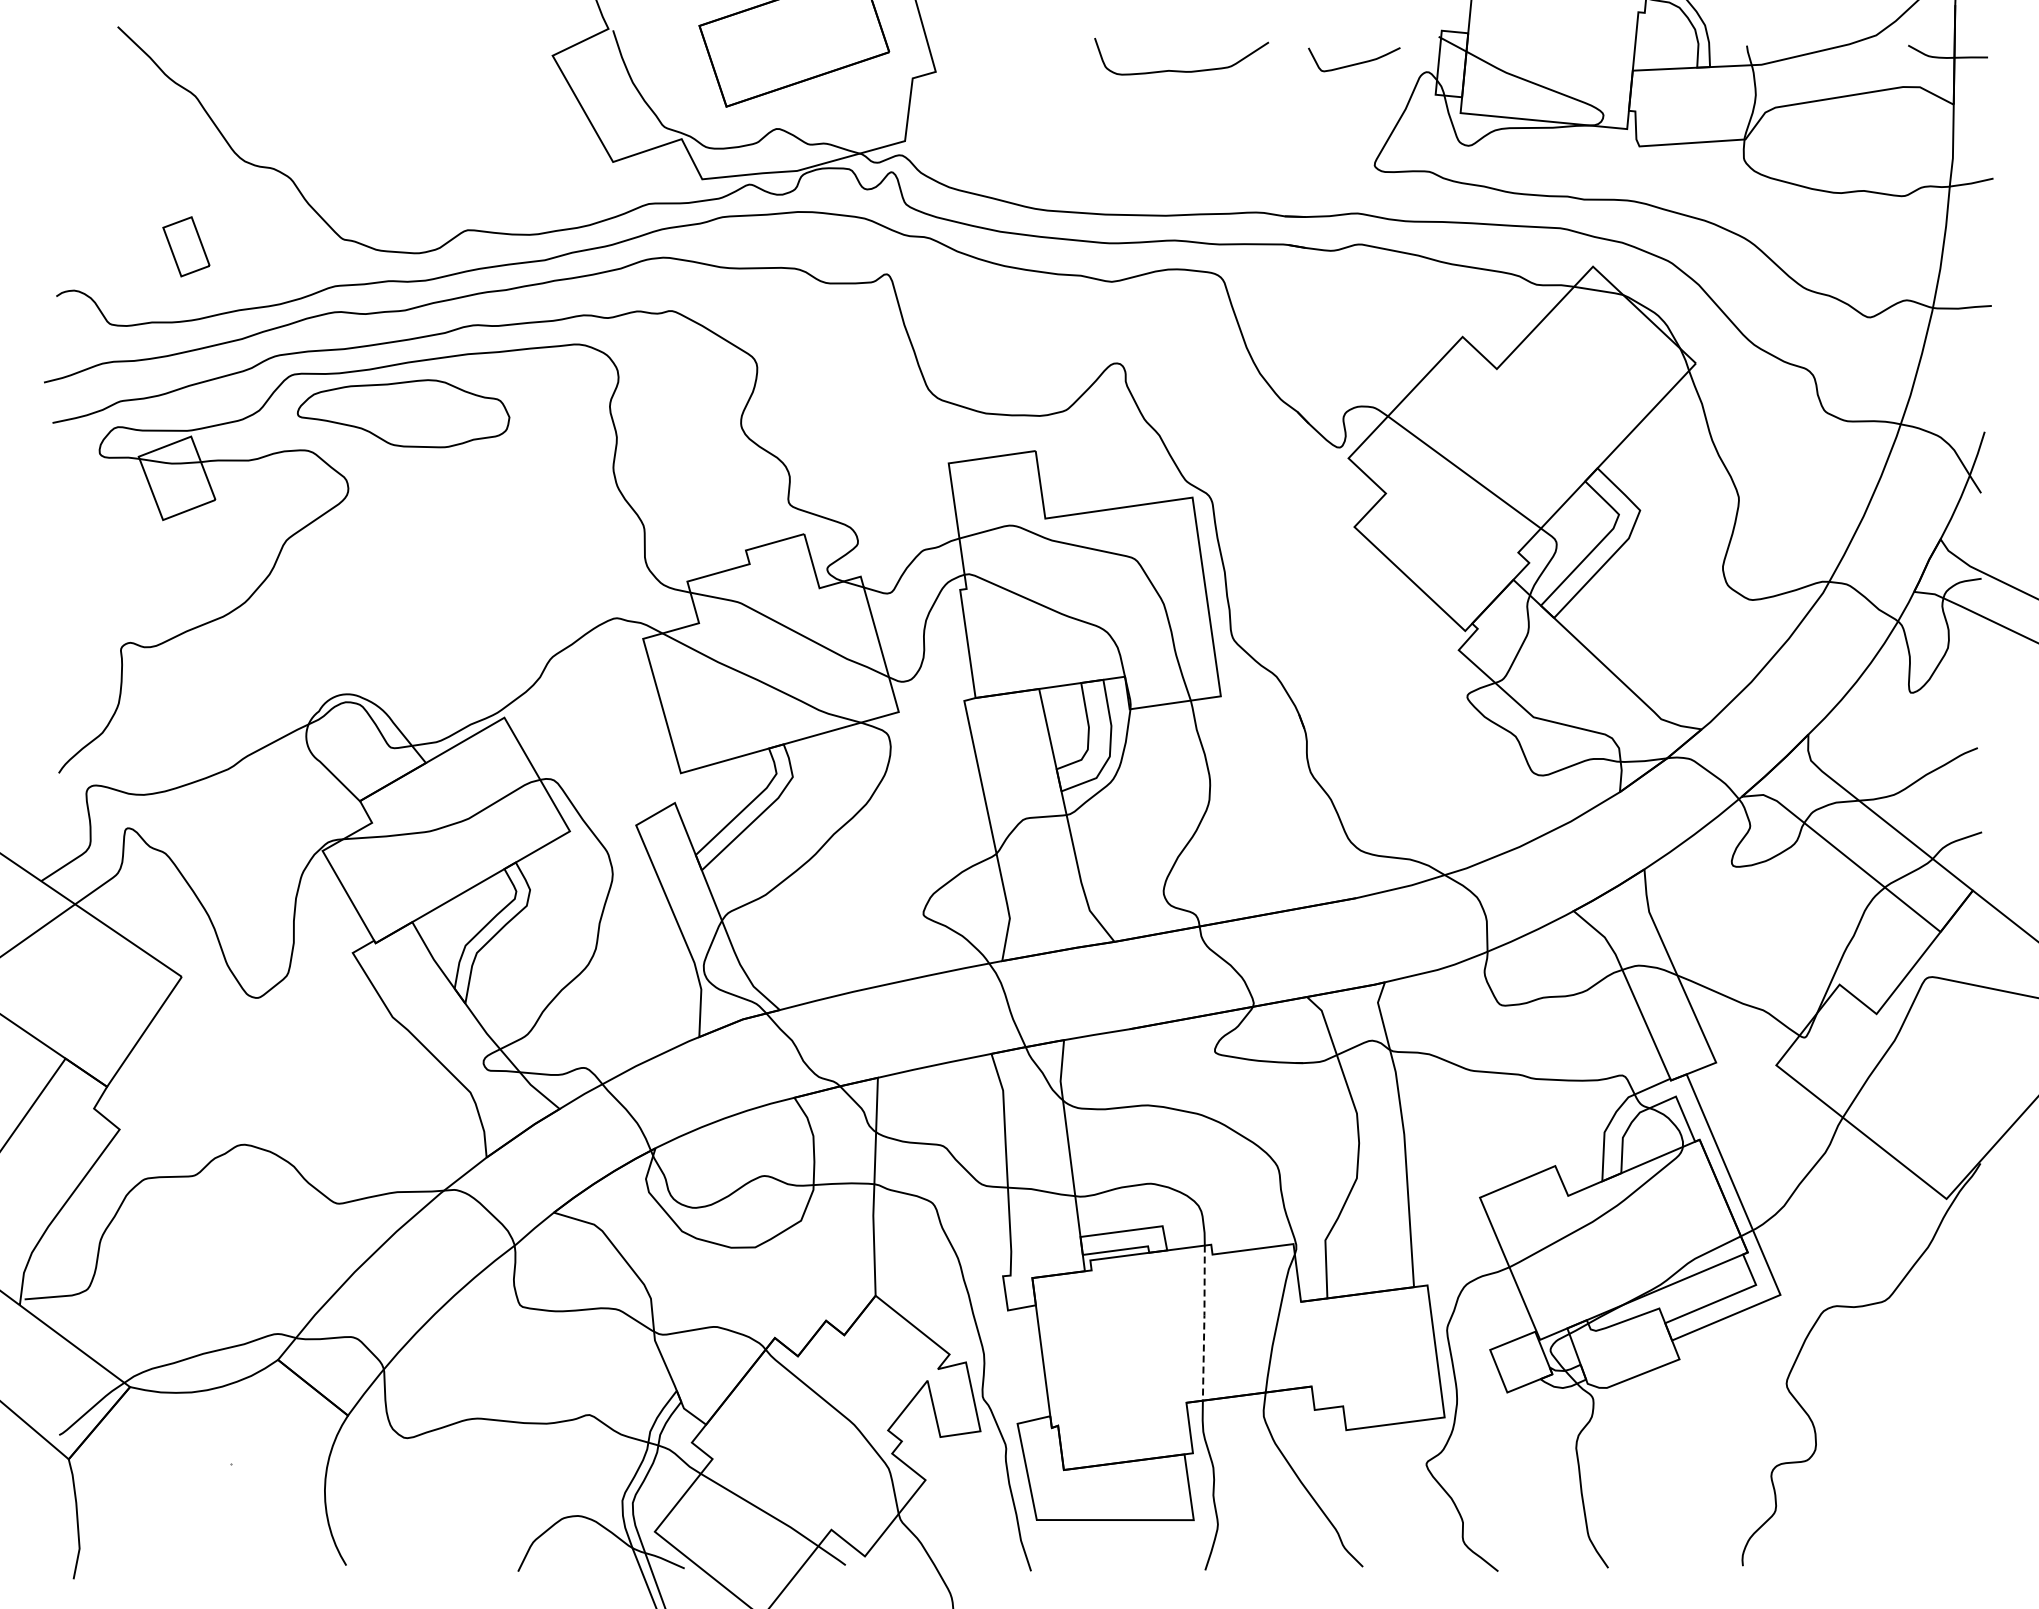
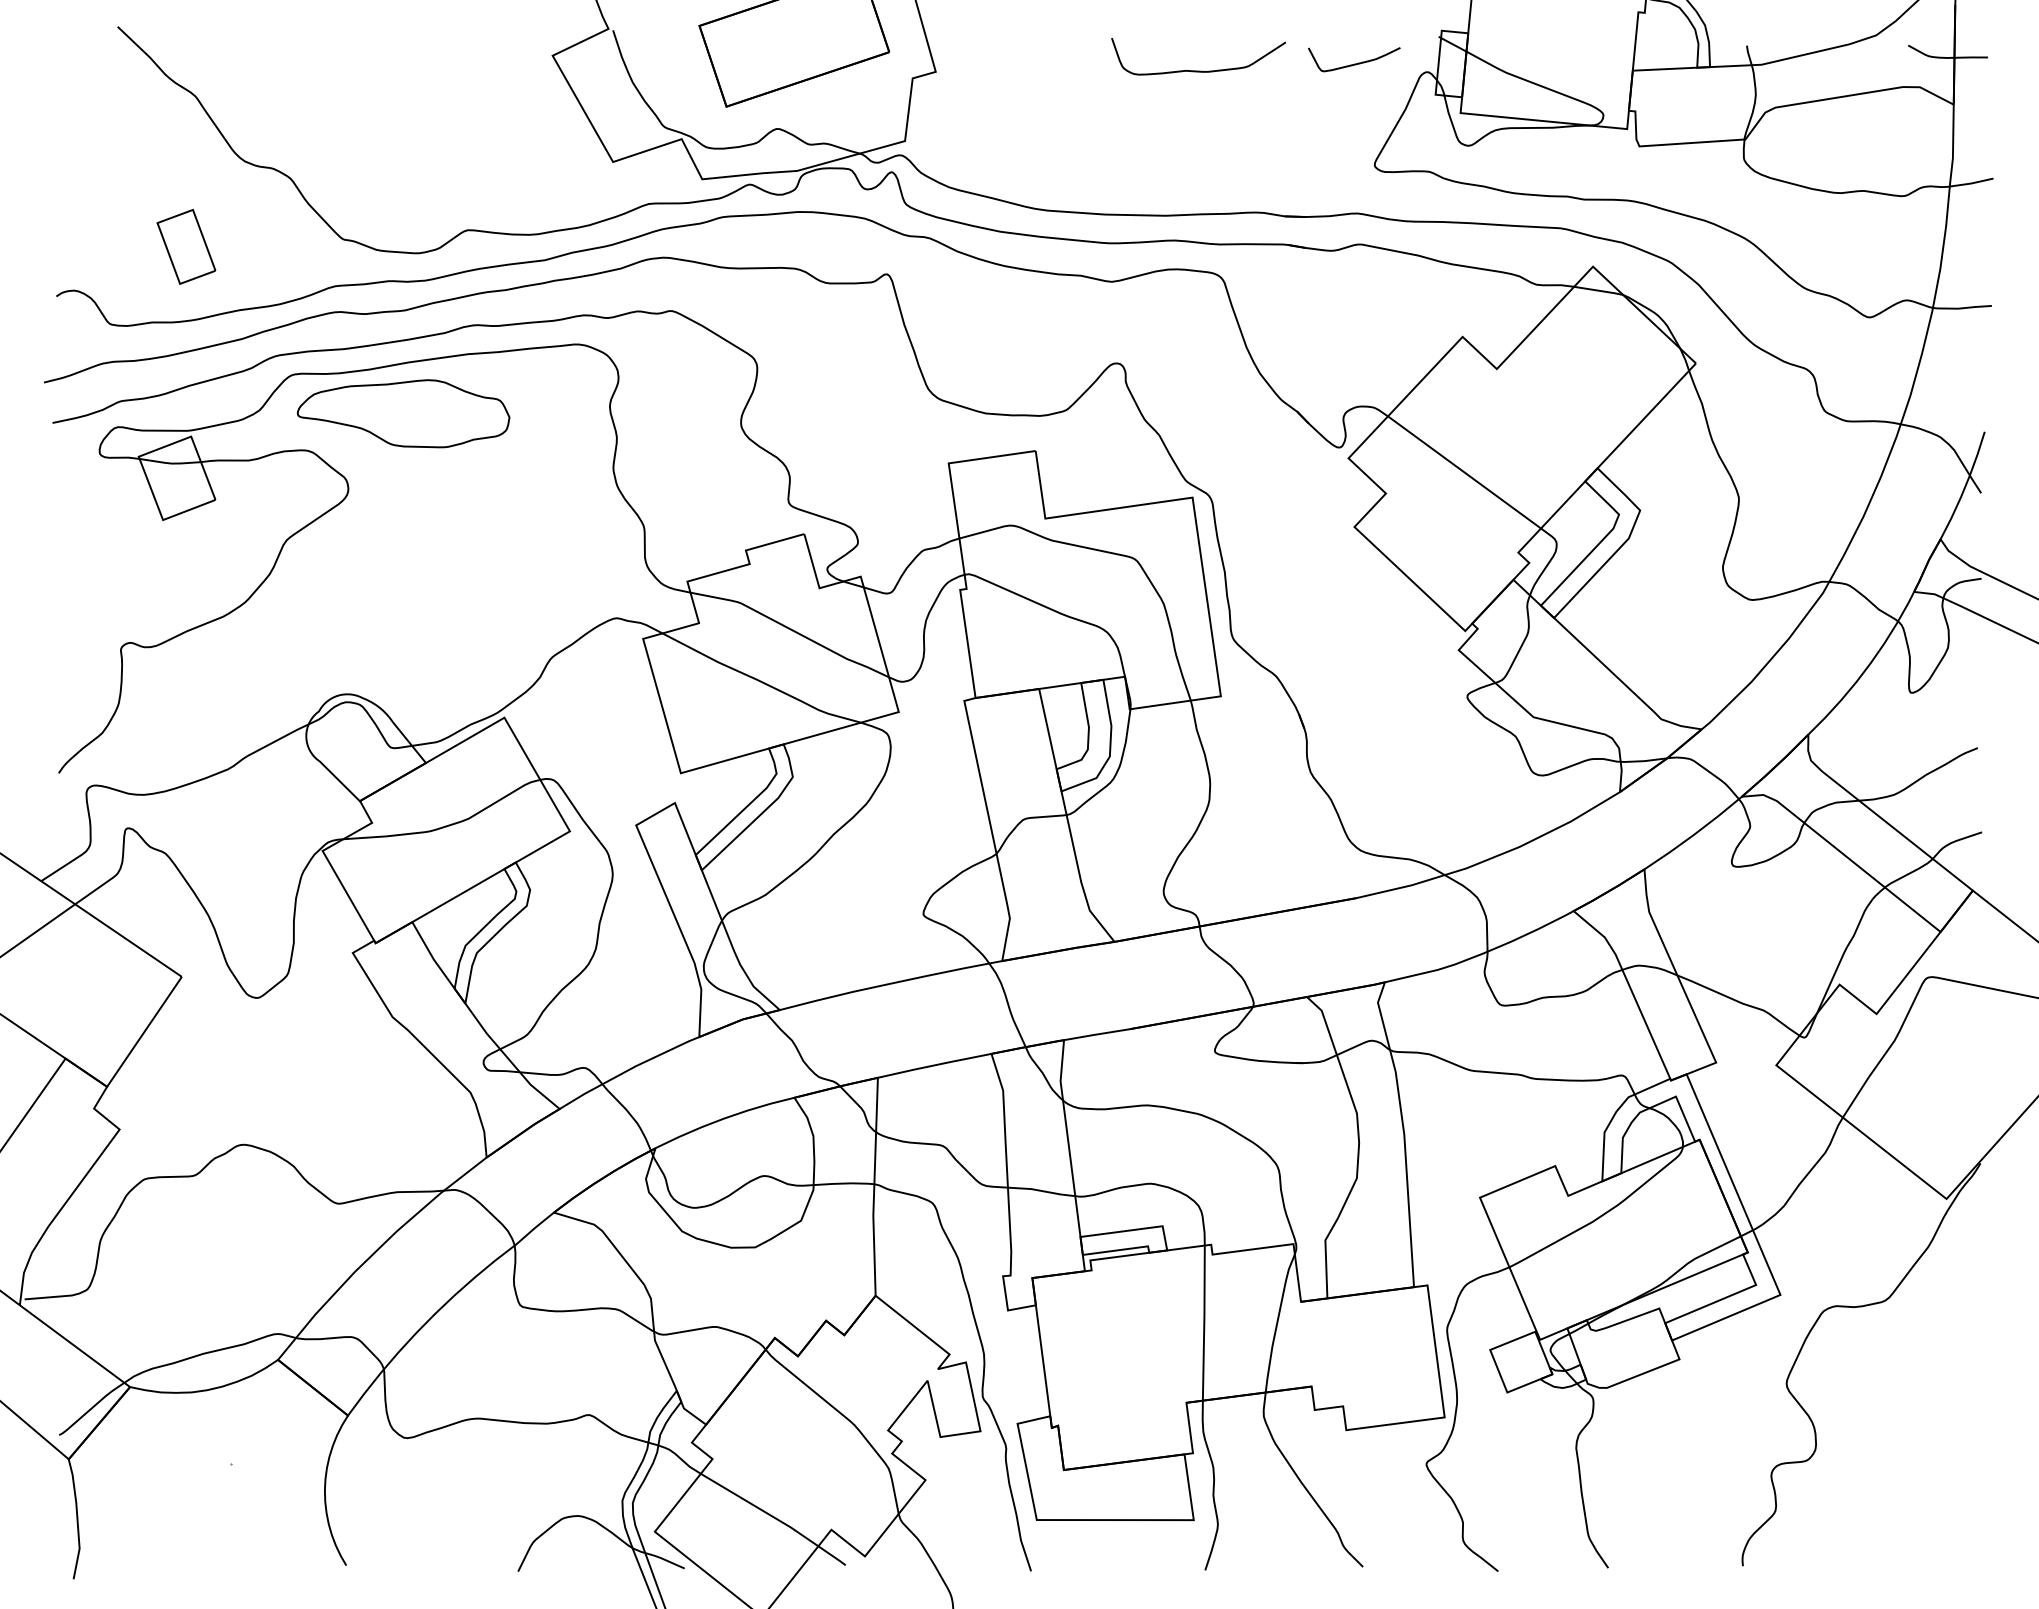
curve position: (1181, 70) -> (1198, 70) (1198, 70)
part size: 49x62 px -> 61x77 px (186, 246)
line: dashed -> solid (1204, 1323)
